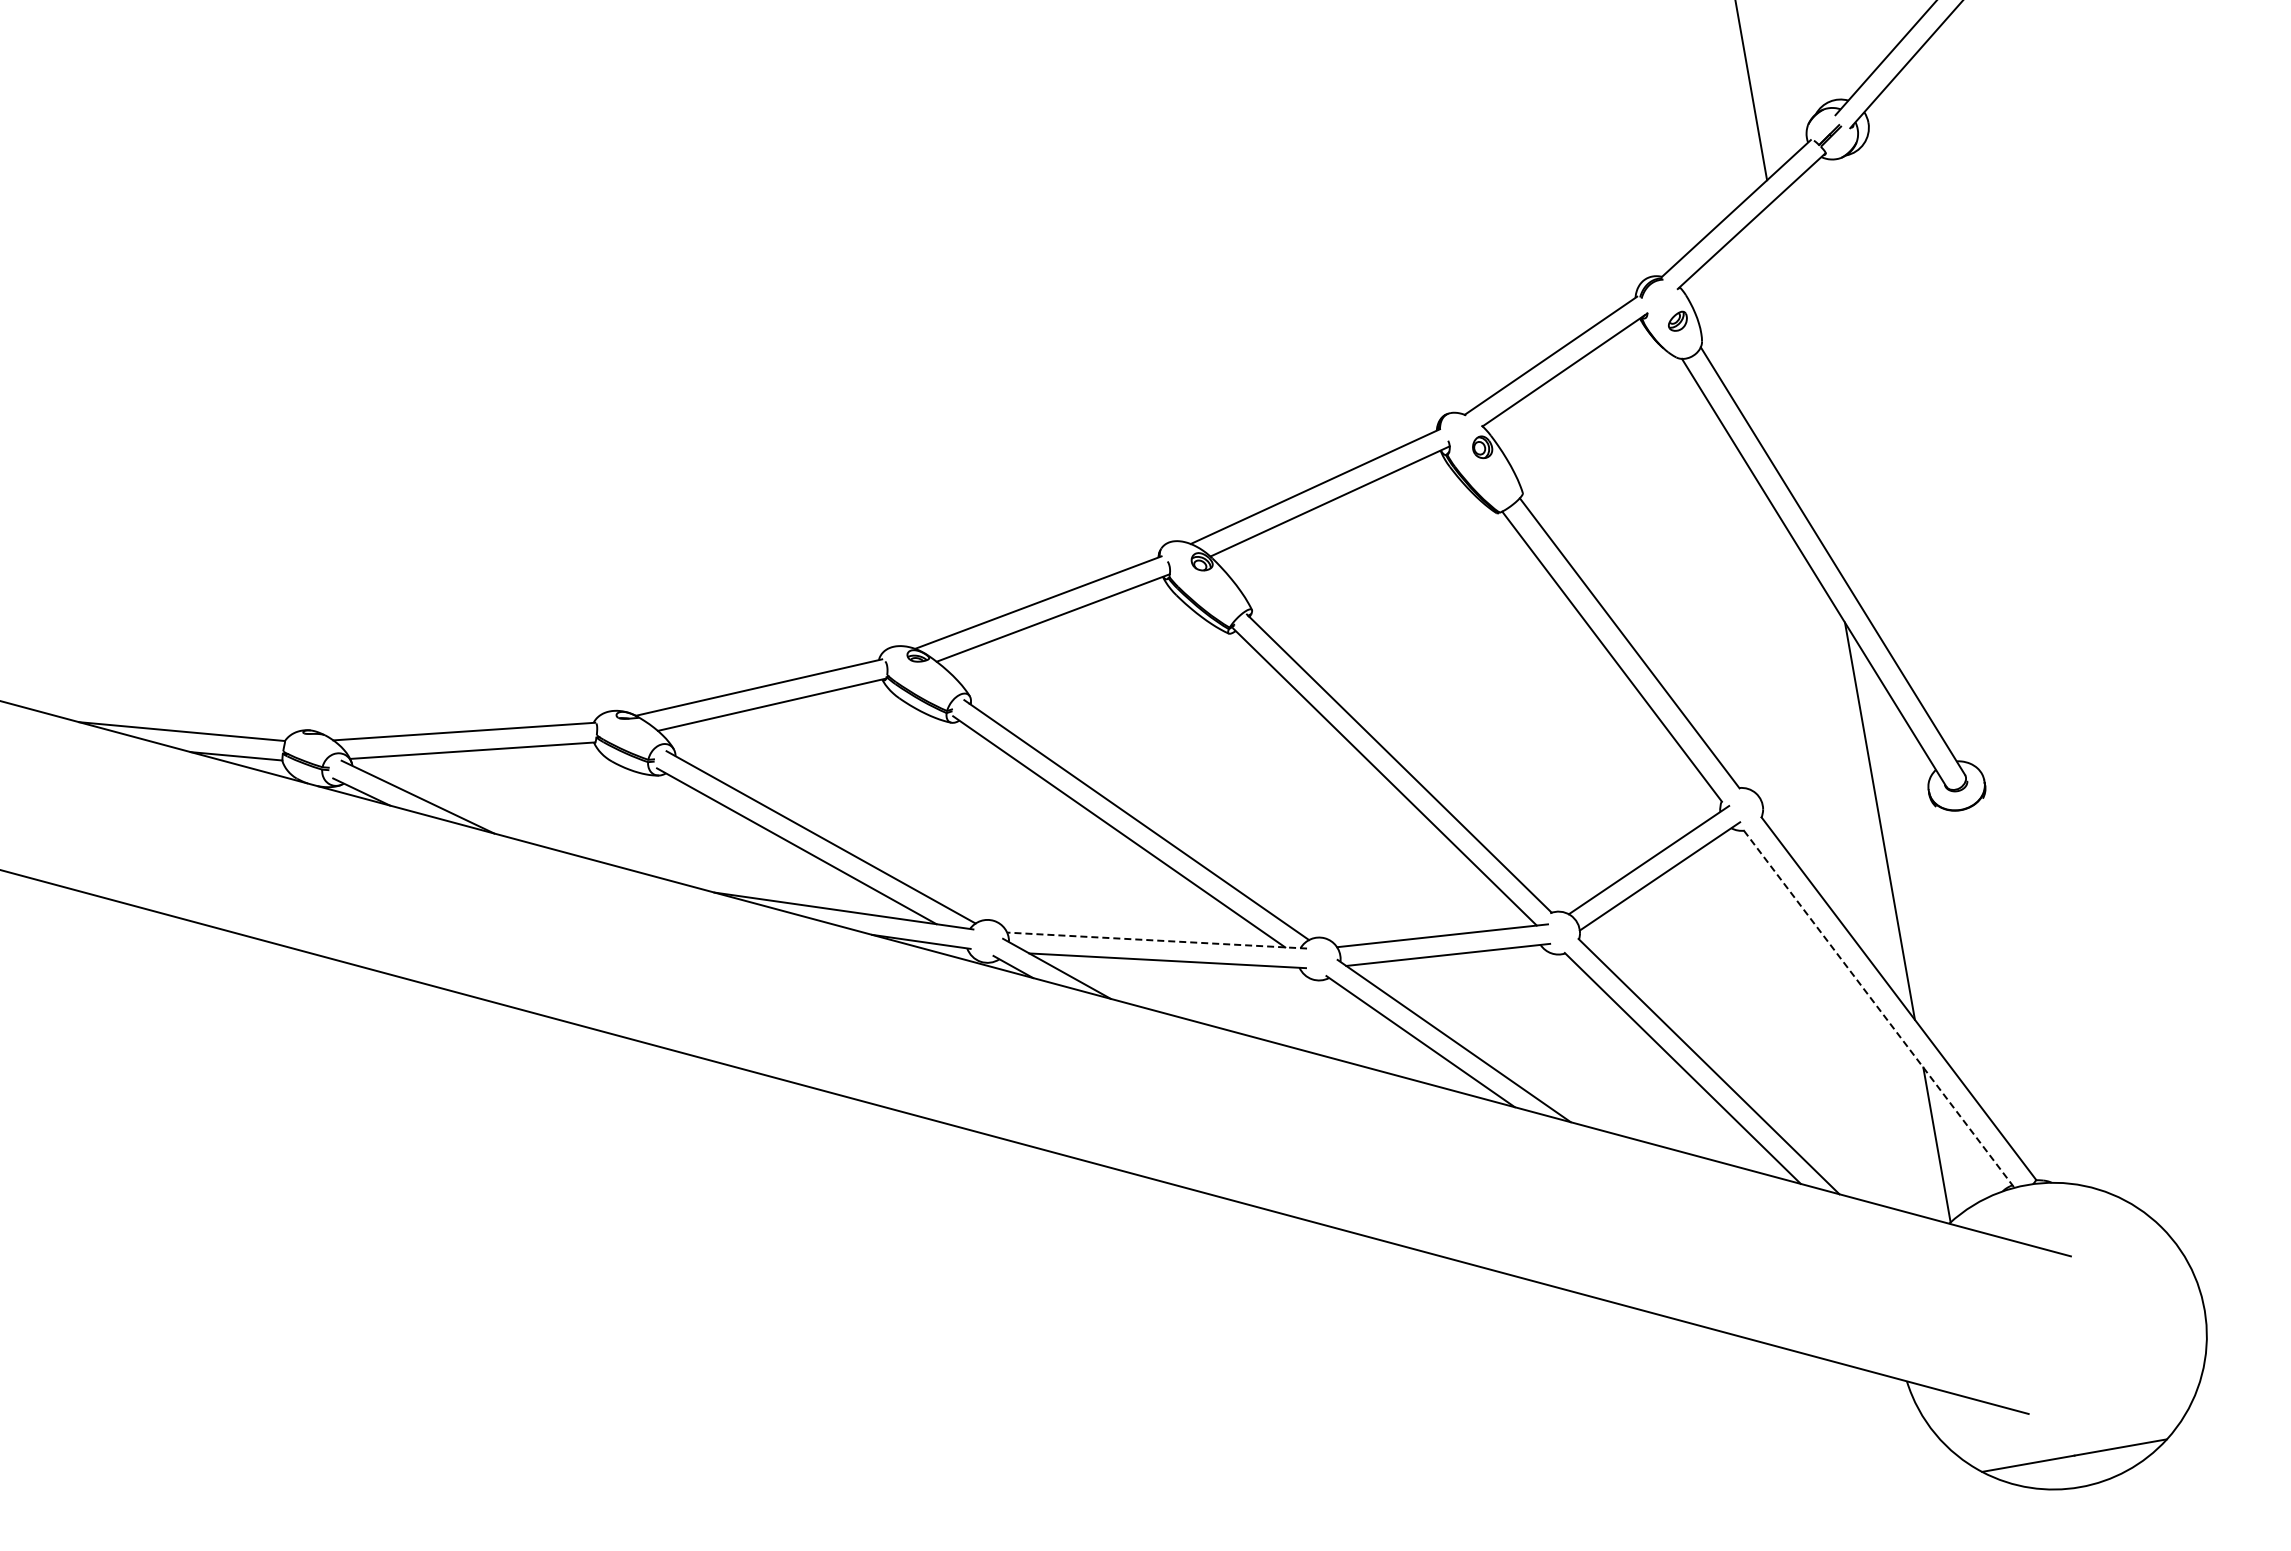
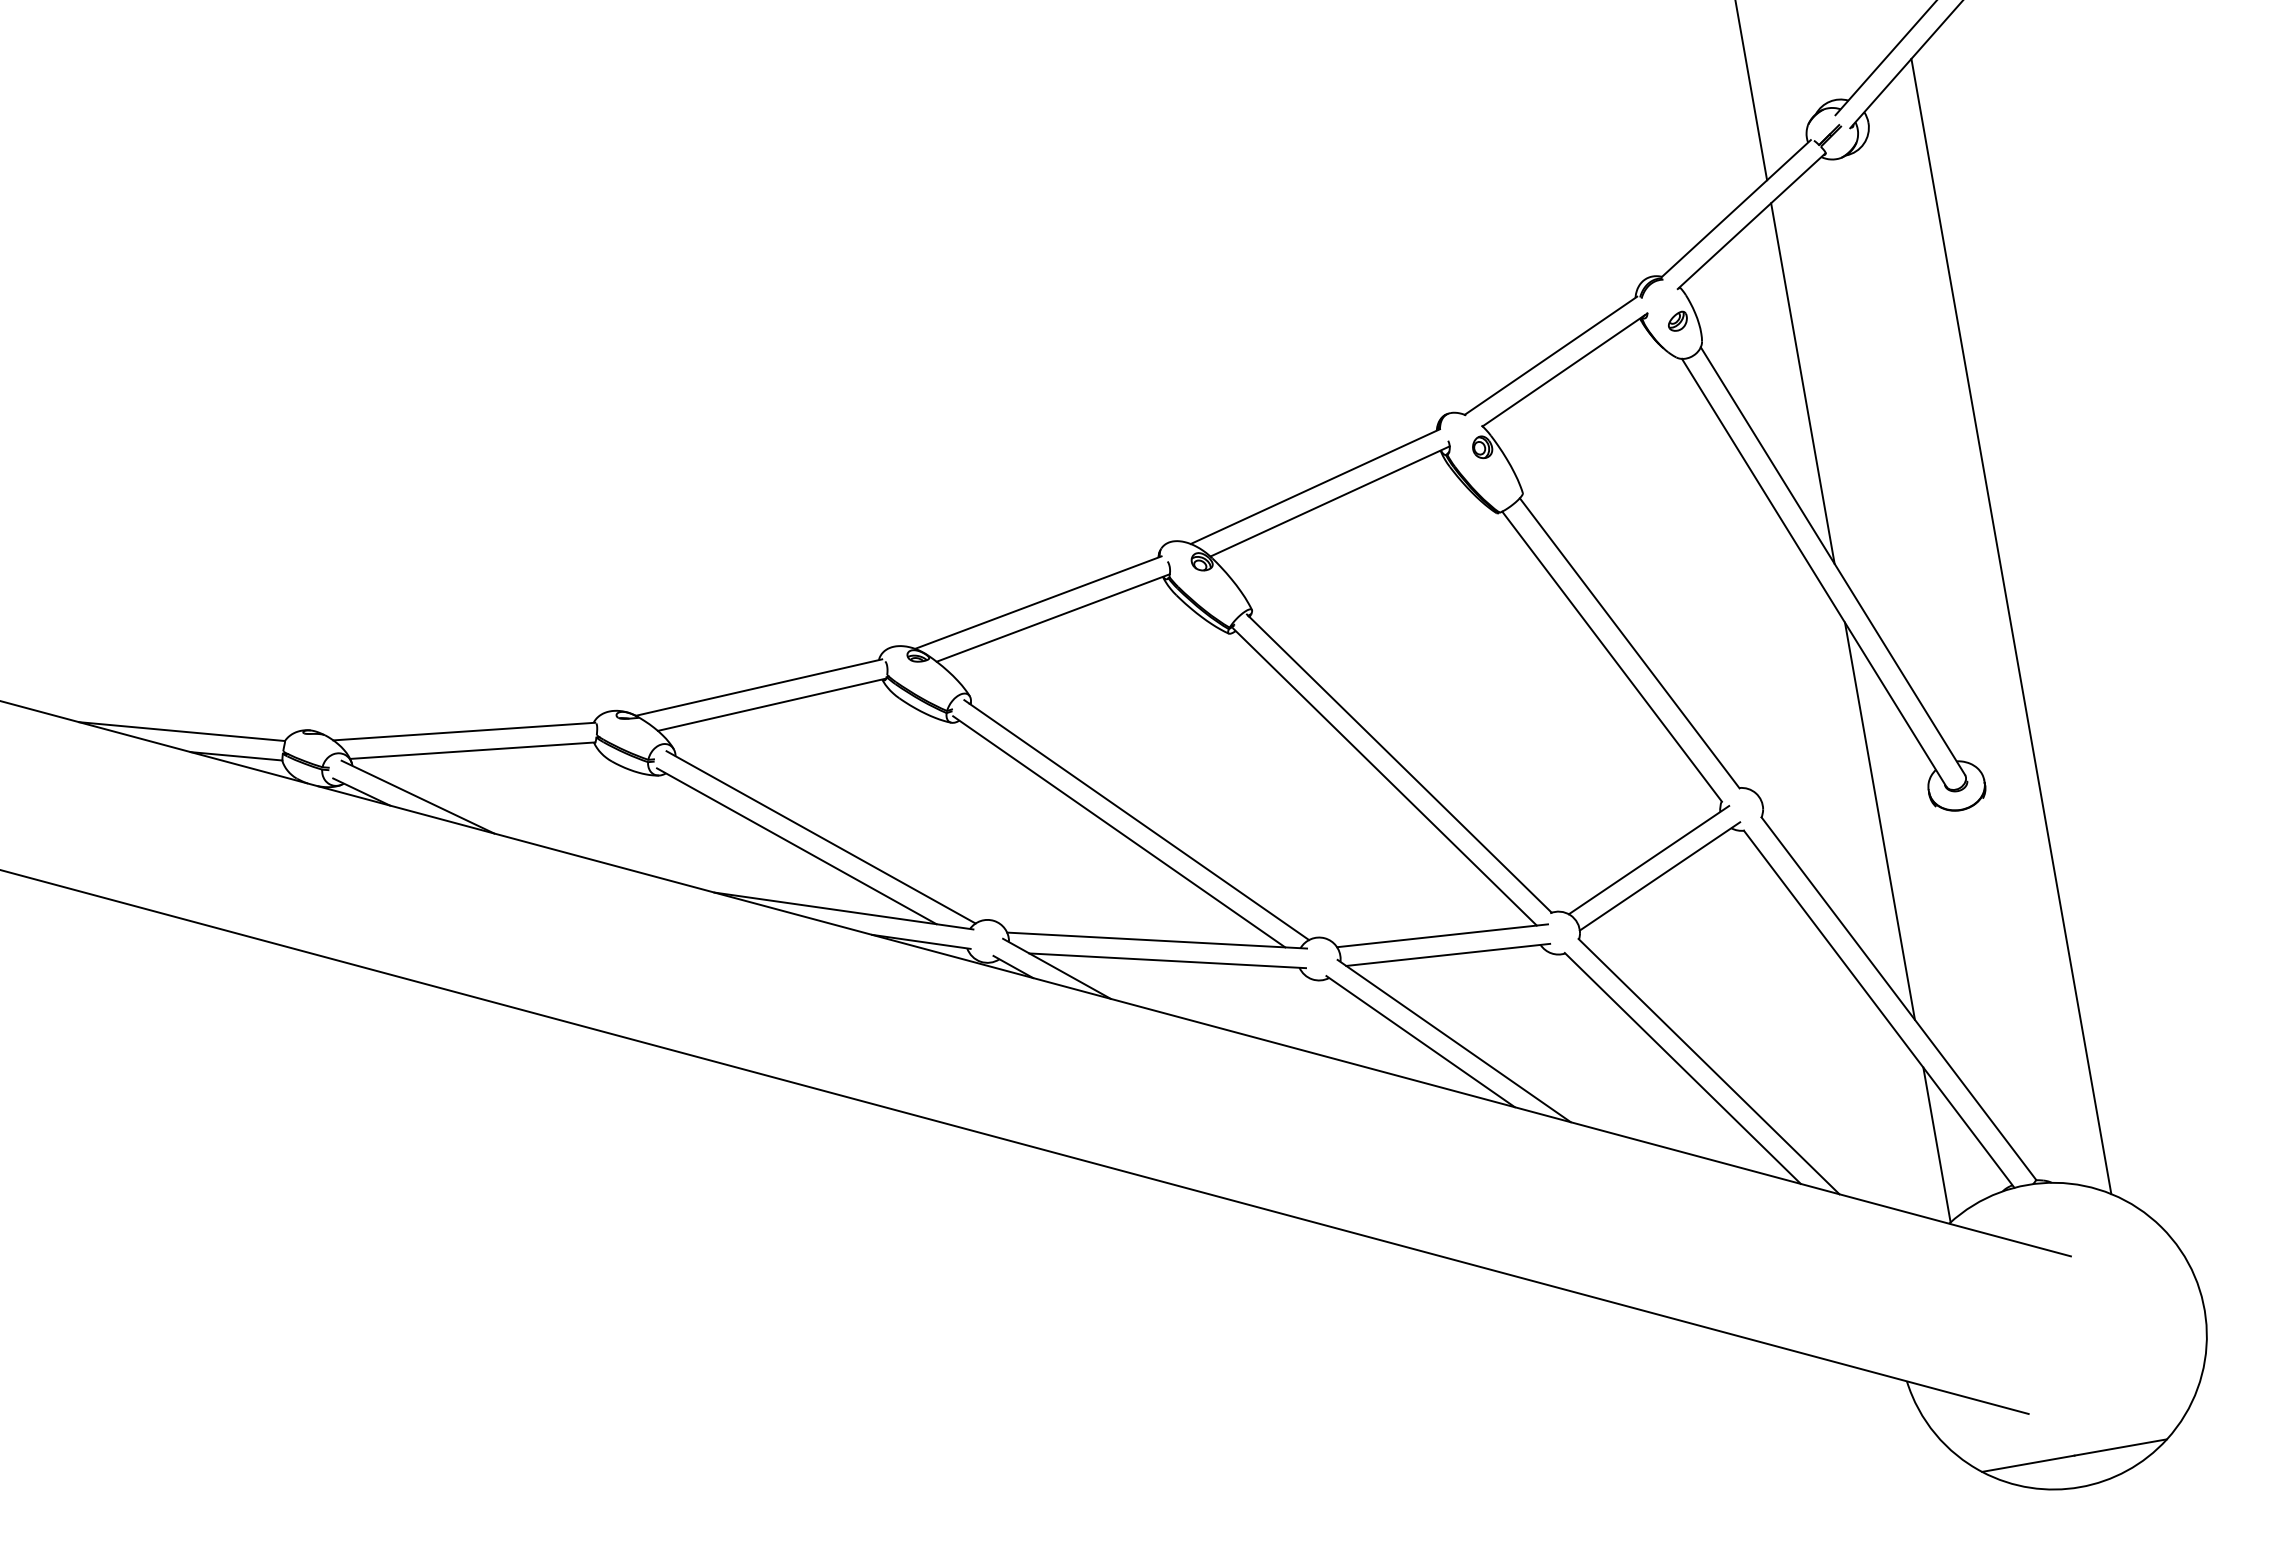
line: none -> present (1802, 383)
line: none -> present (2011, 626)
line: dashed -> solid (1156, 940)
line: dashed -> solid (1879, 1009)
